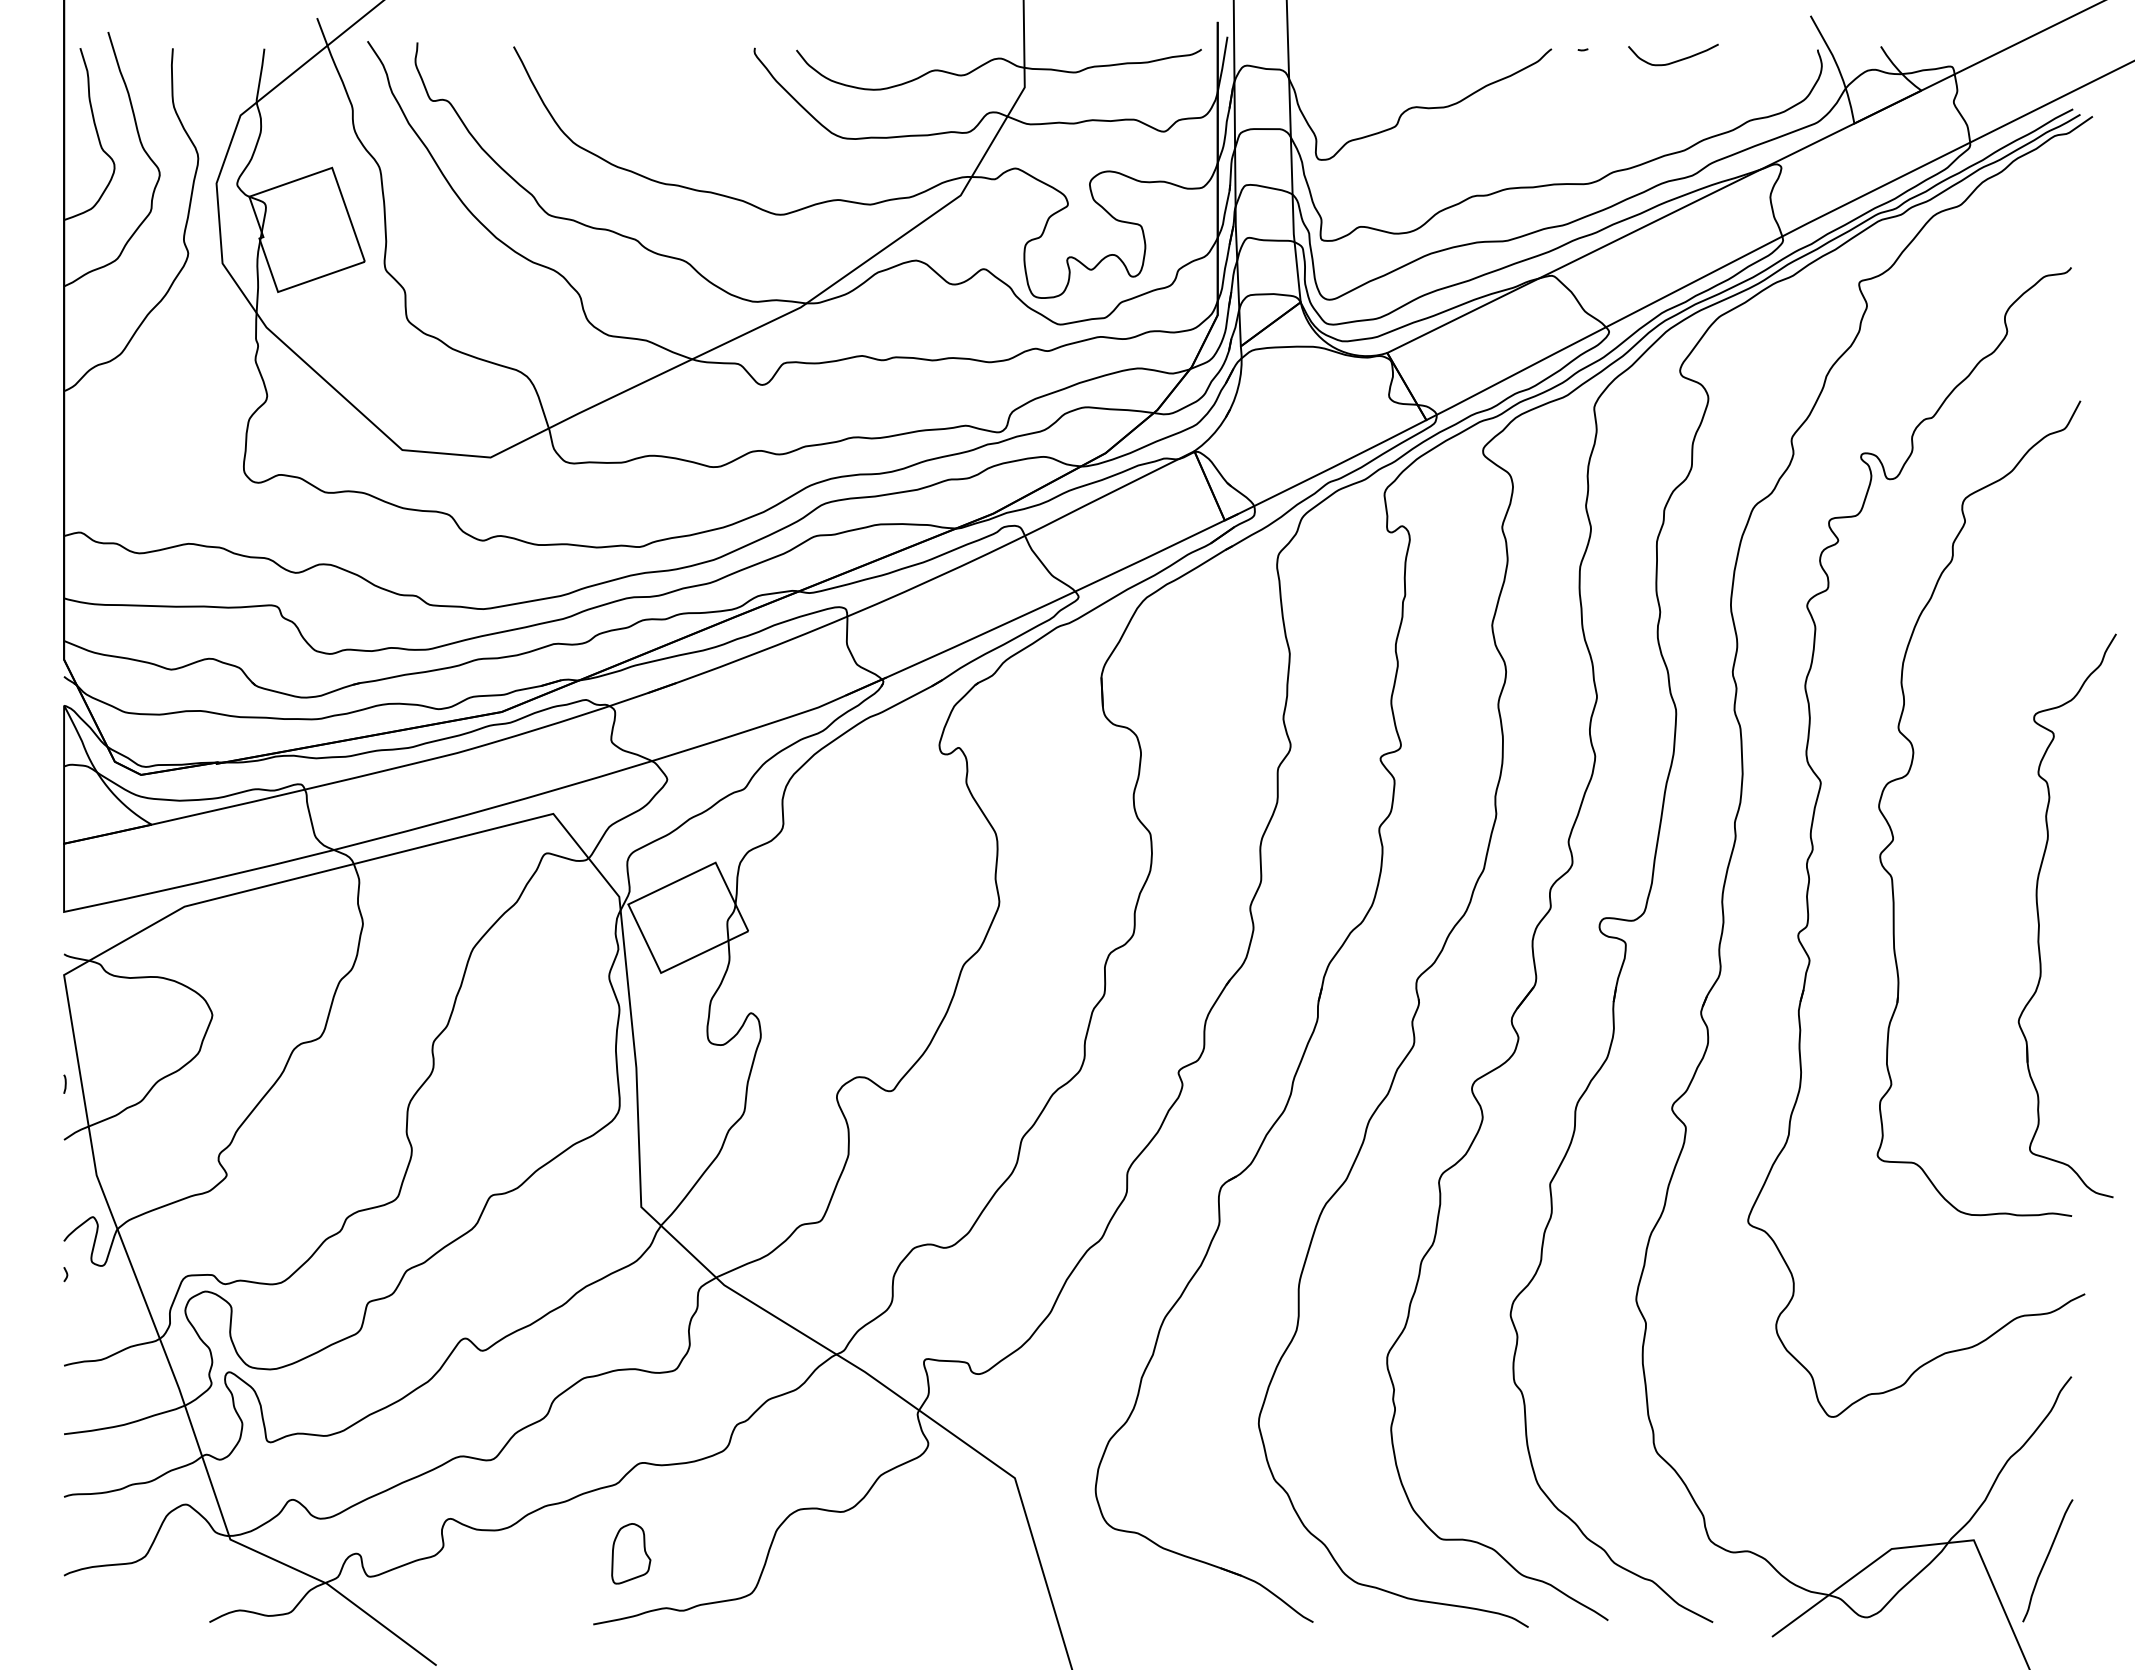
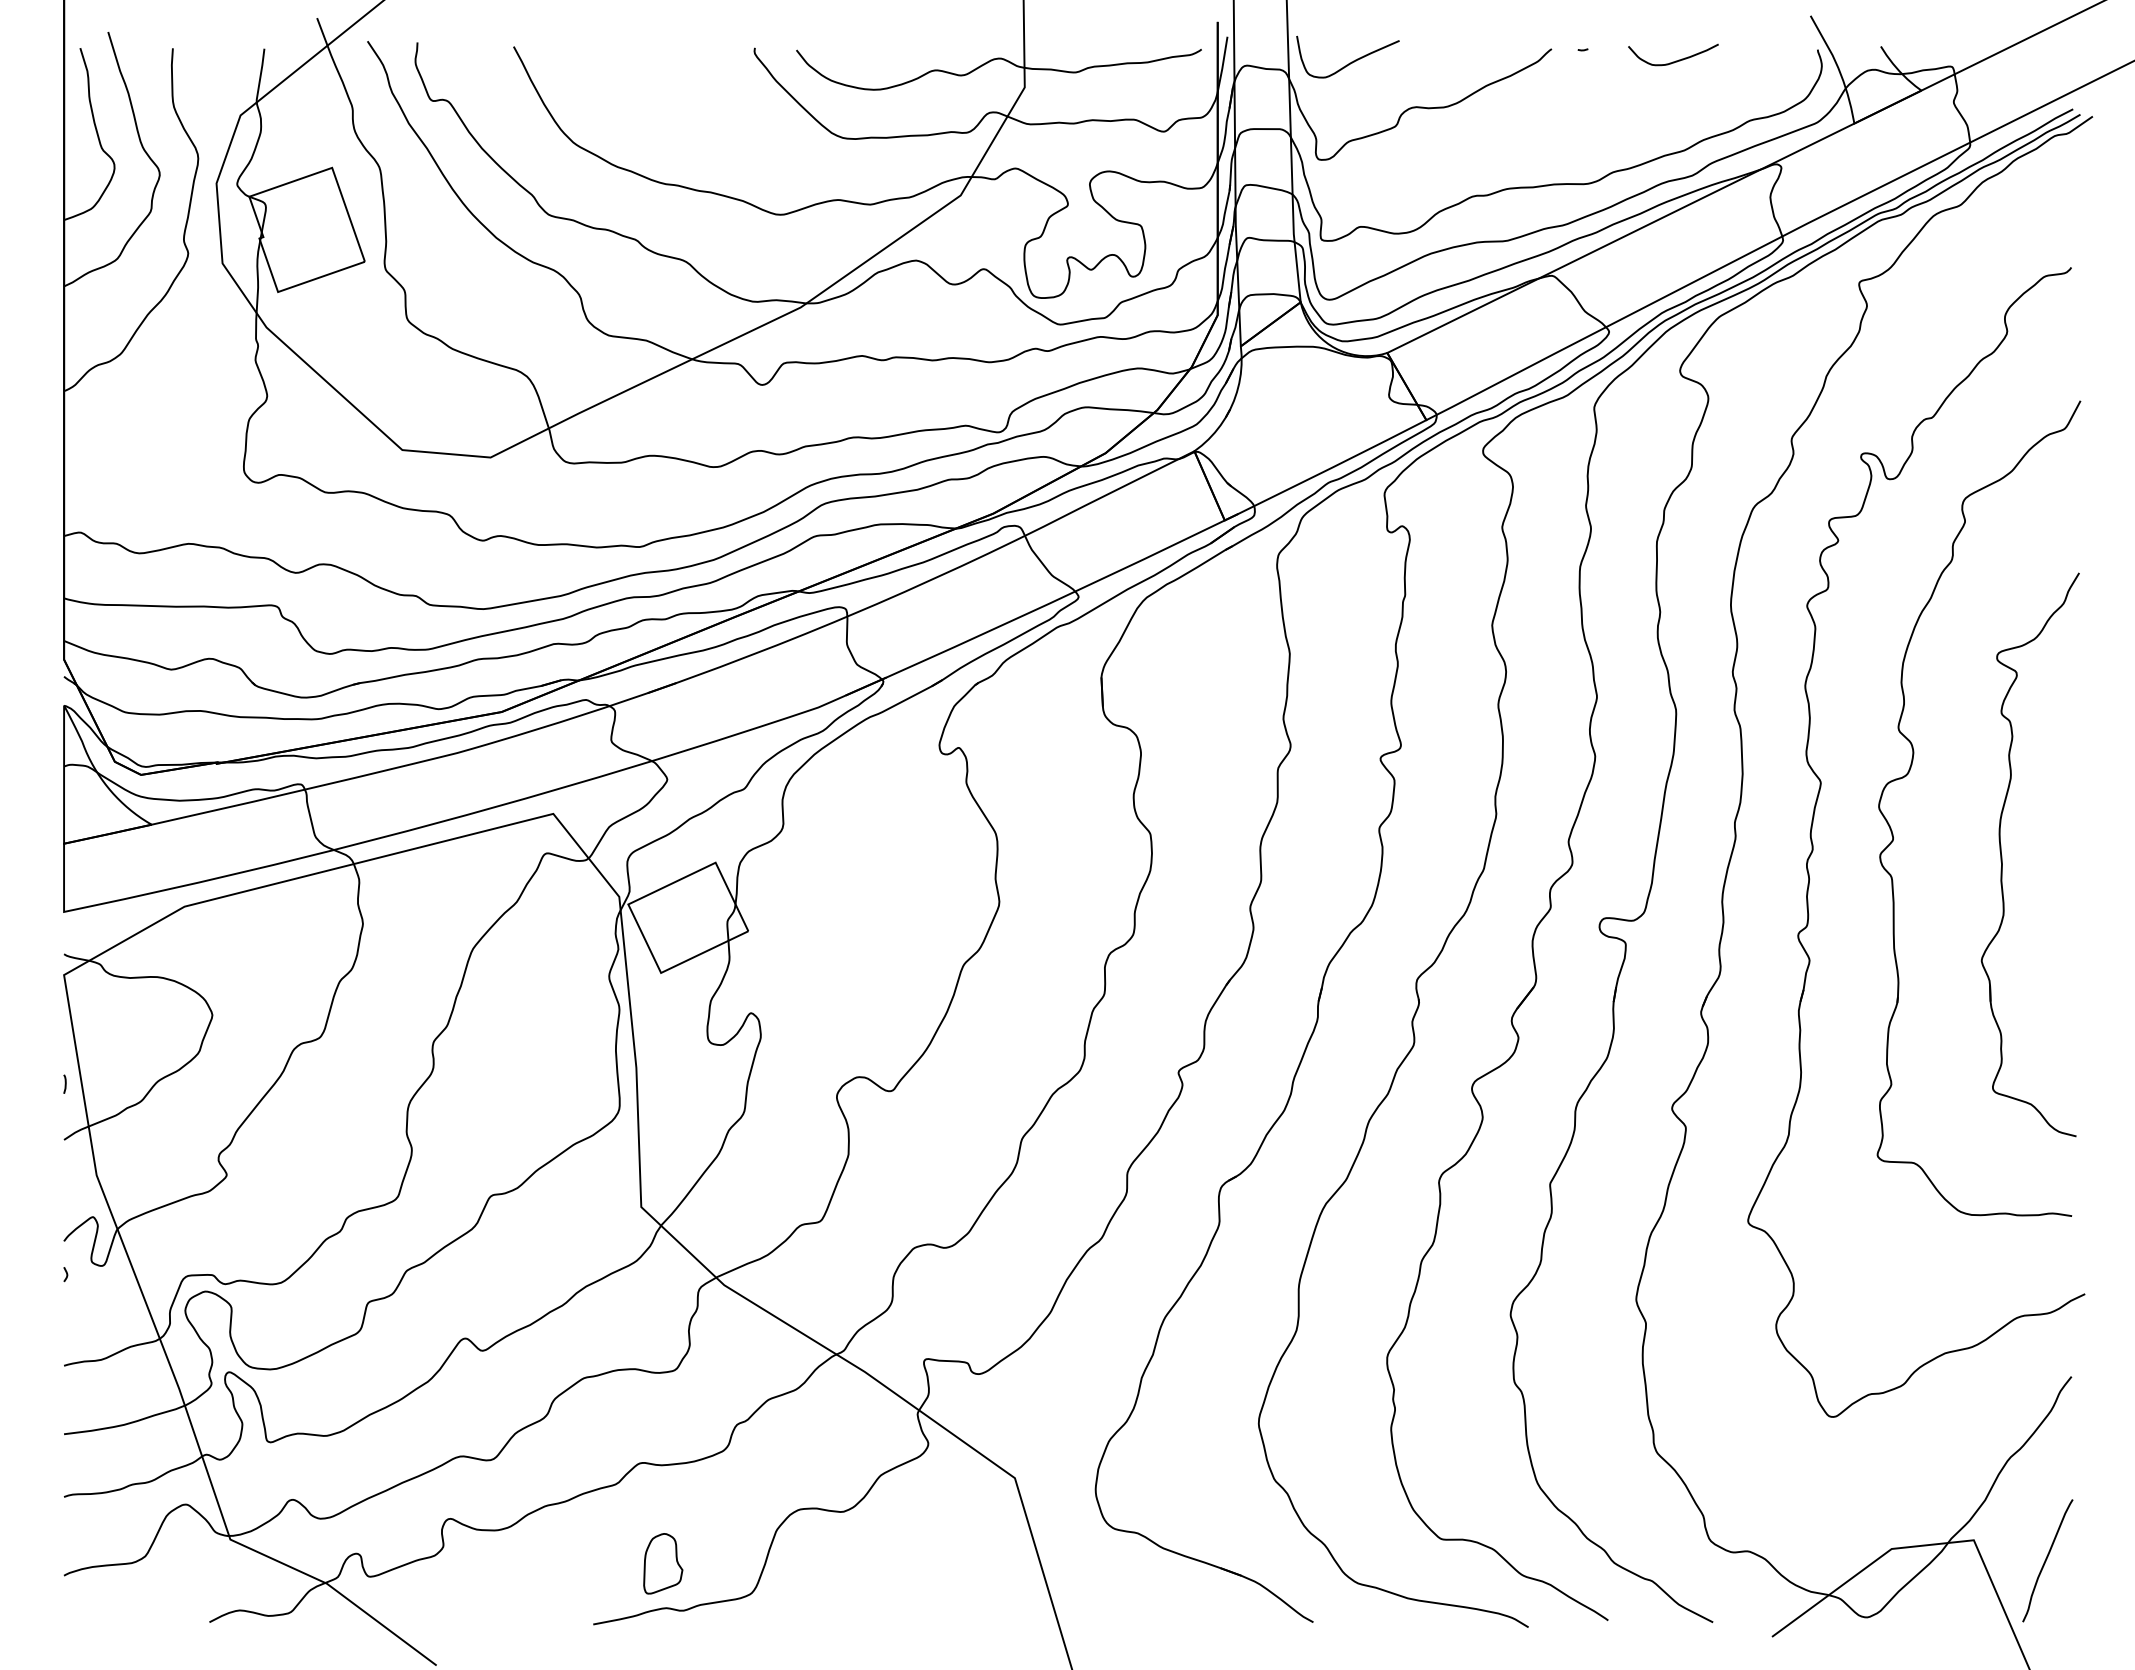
curve: none -> present (1349, 62)
part position: (2039, 916) -> (2002, 855) (2002, 855)
part position: (631, 1553) -> (663, 1563) (663, 1563)
